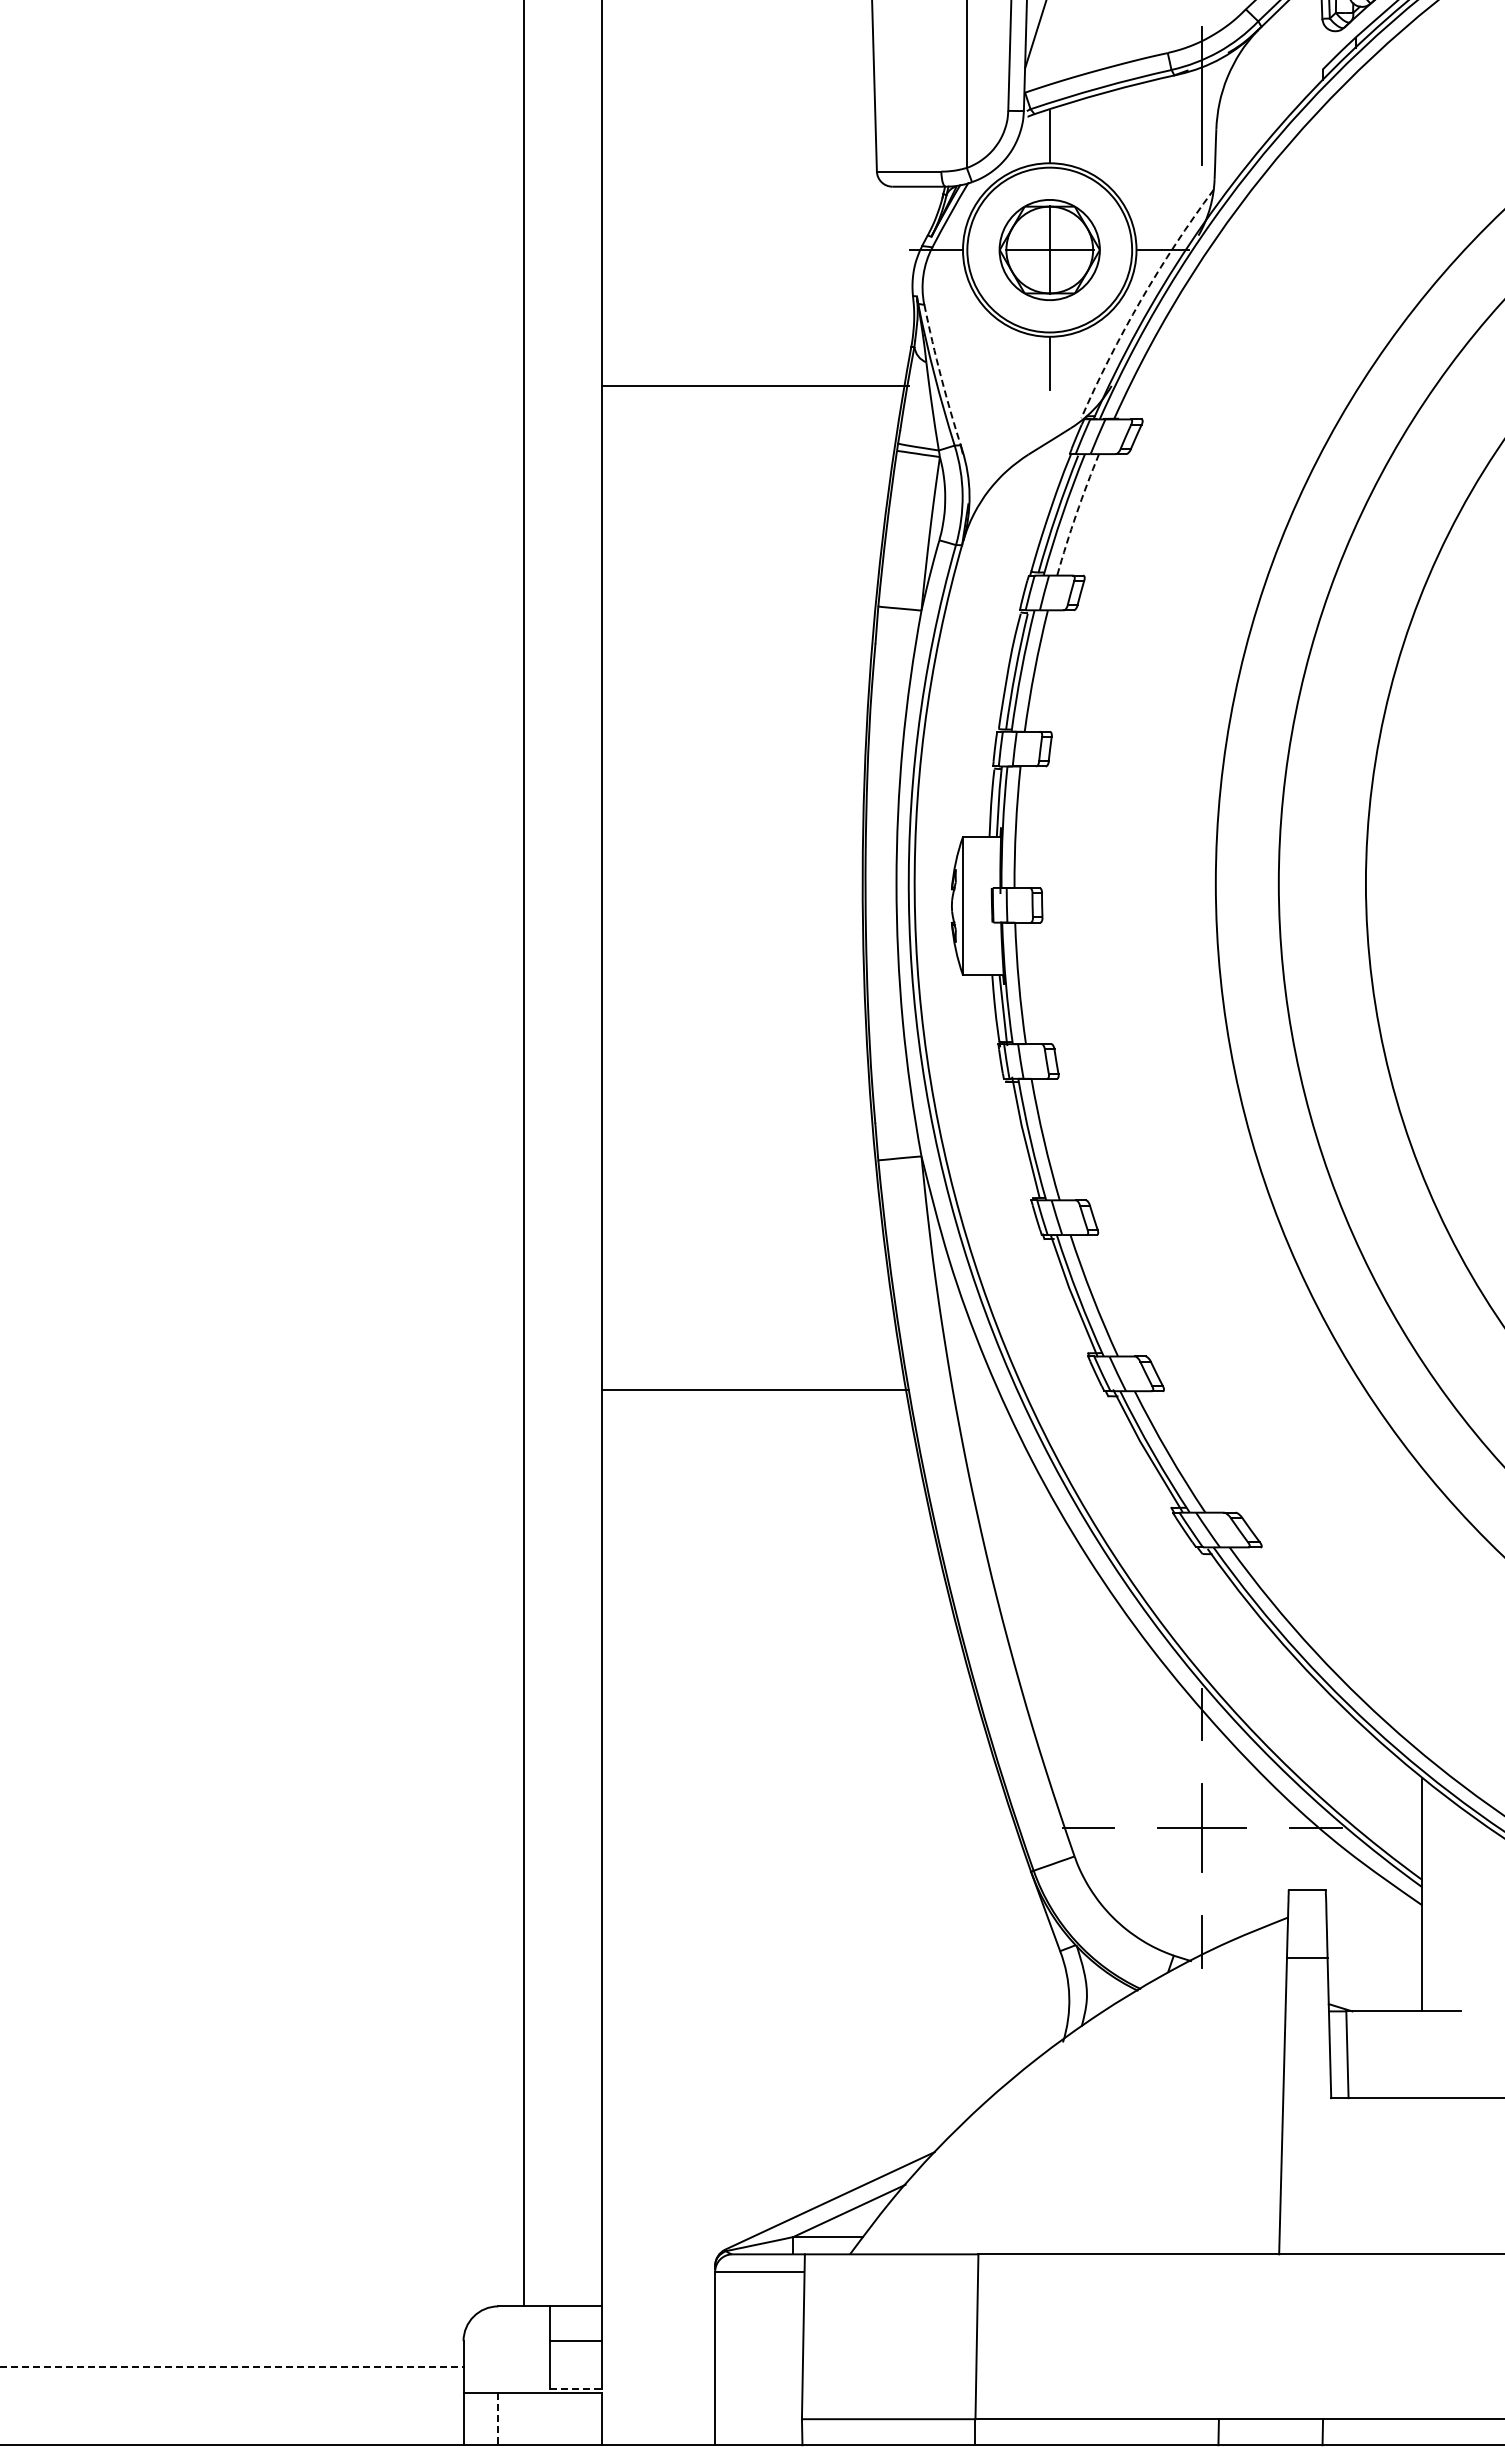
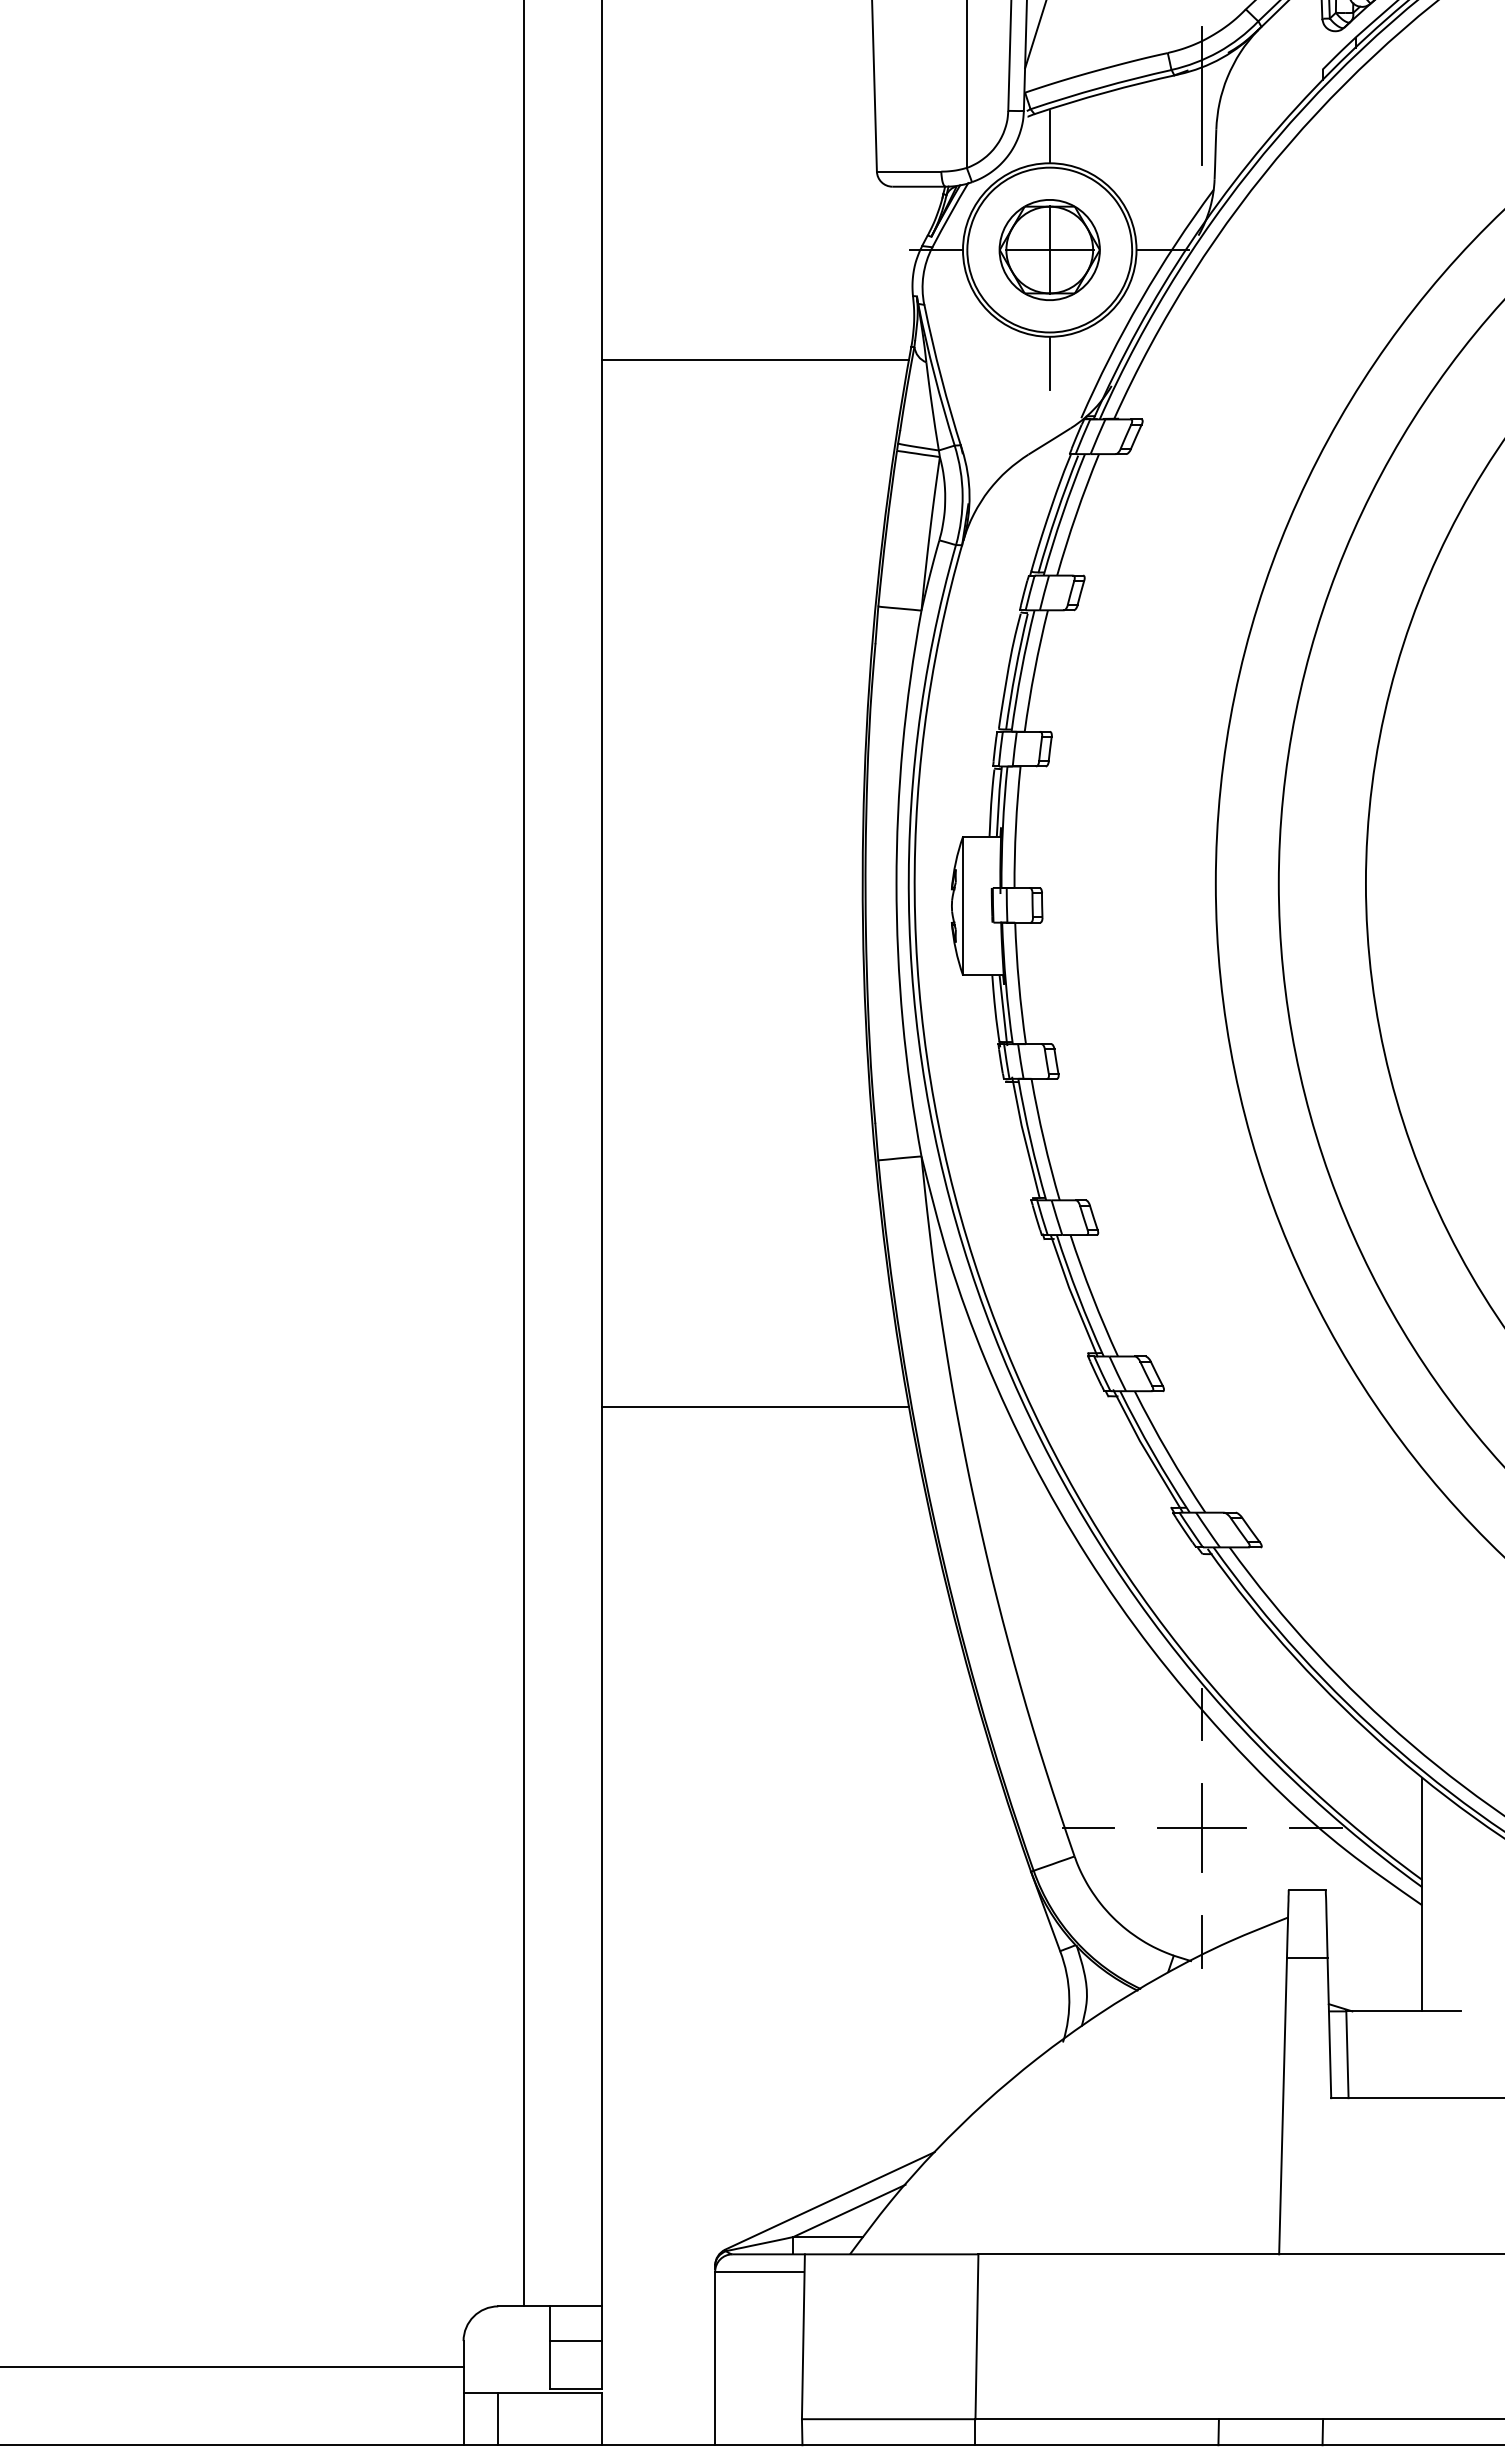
arc: dashed -> solid (1141, 300)
arc: dashed -> solid (941, 377)
line position: (755, 386) -> (755, 360) (755, 360)
arc: dashed -> solid (1076, 514)
line position: (755, 1389) -> (755, 1406) (755, 1406)
line: dashed -> solid (232, 2367)
line: dashed -> solid (576, 2388)
line: dashed -> solid (498, 2419)
